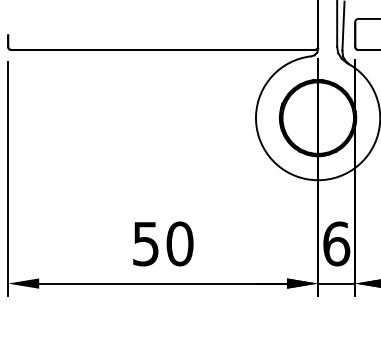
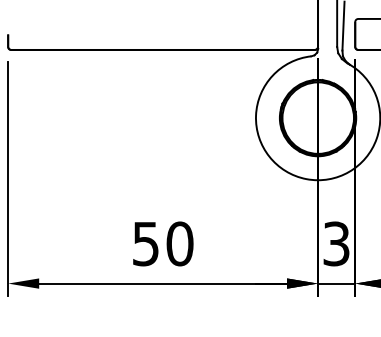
text: 6 -> 3 (336, 243)
